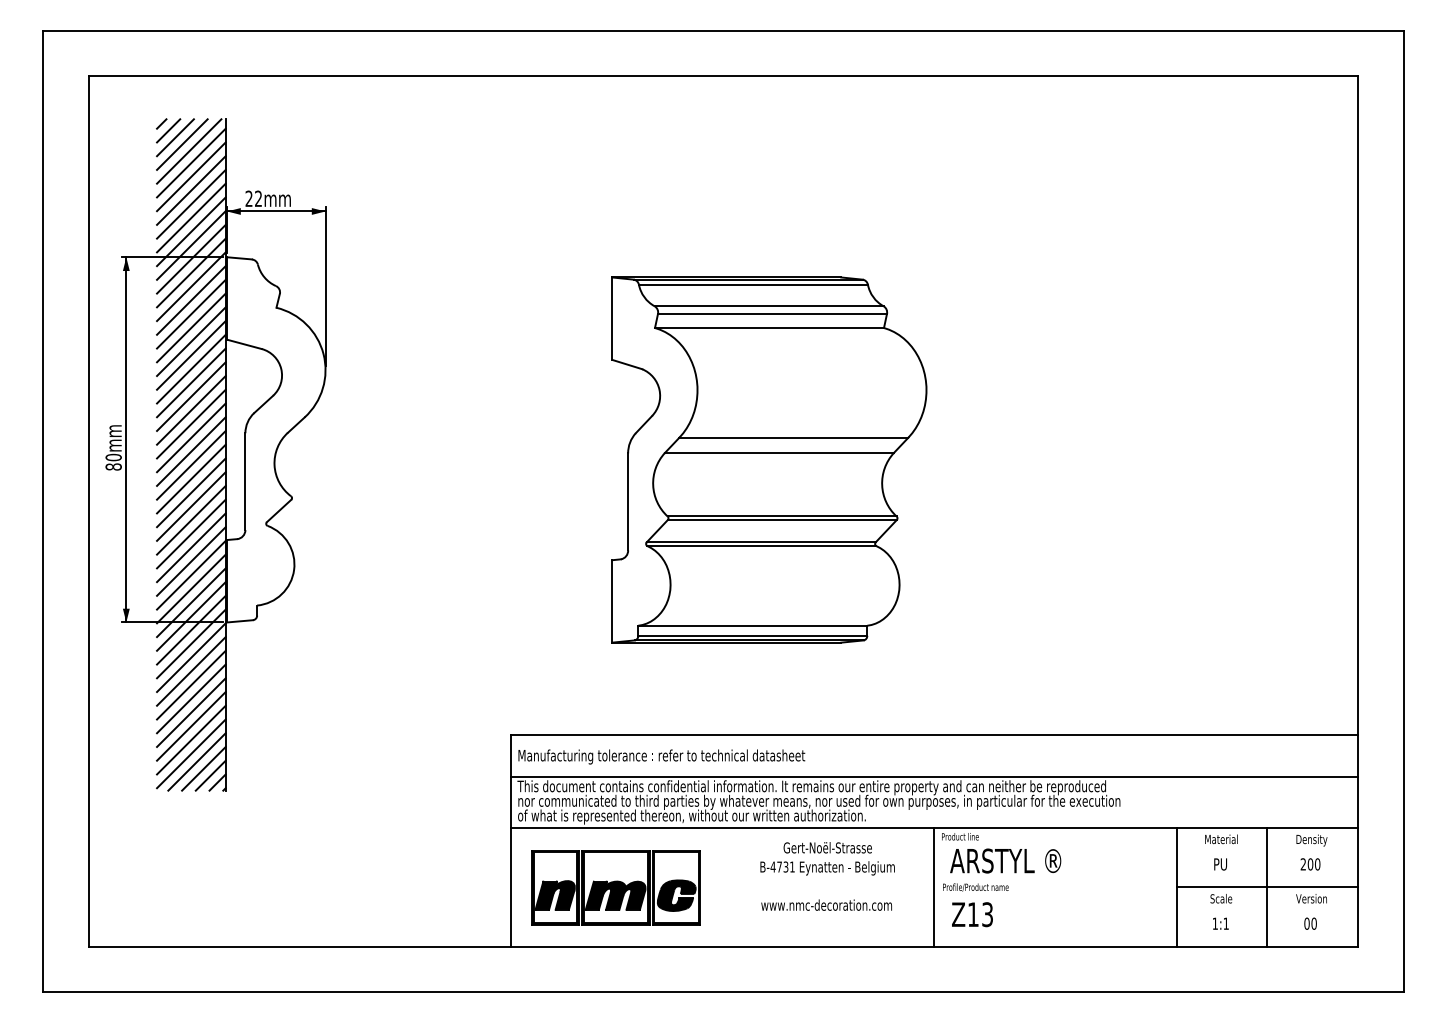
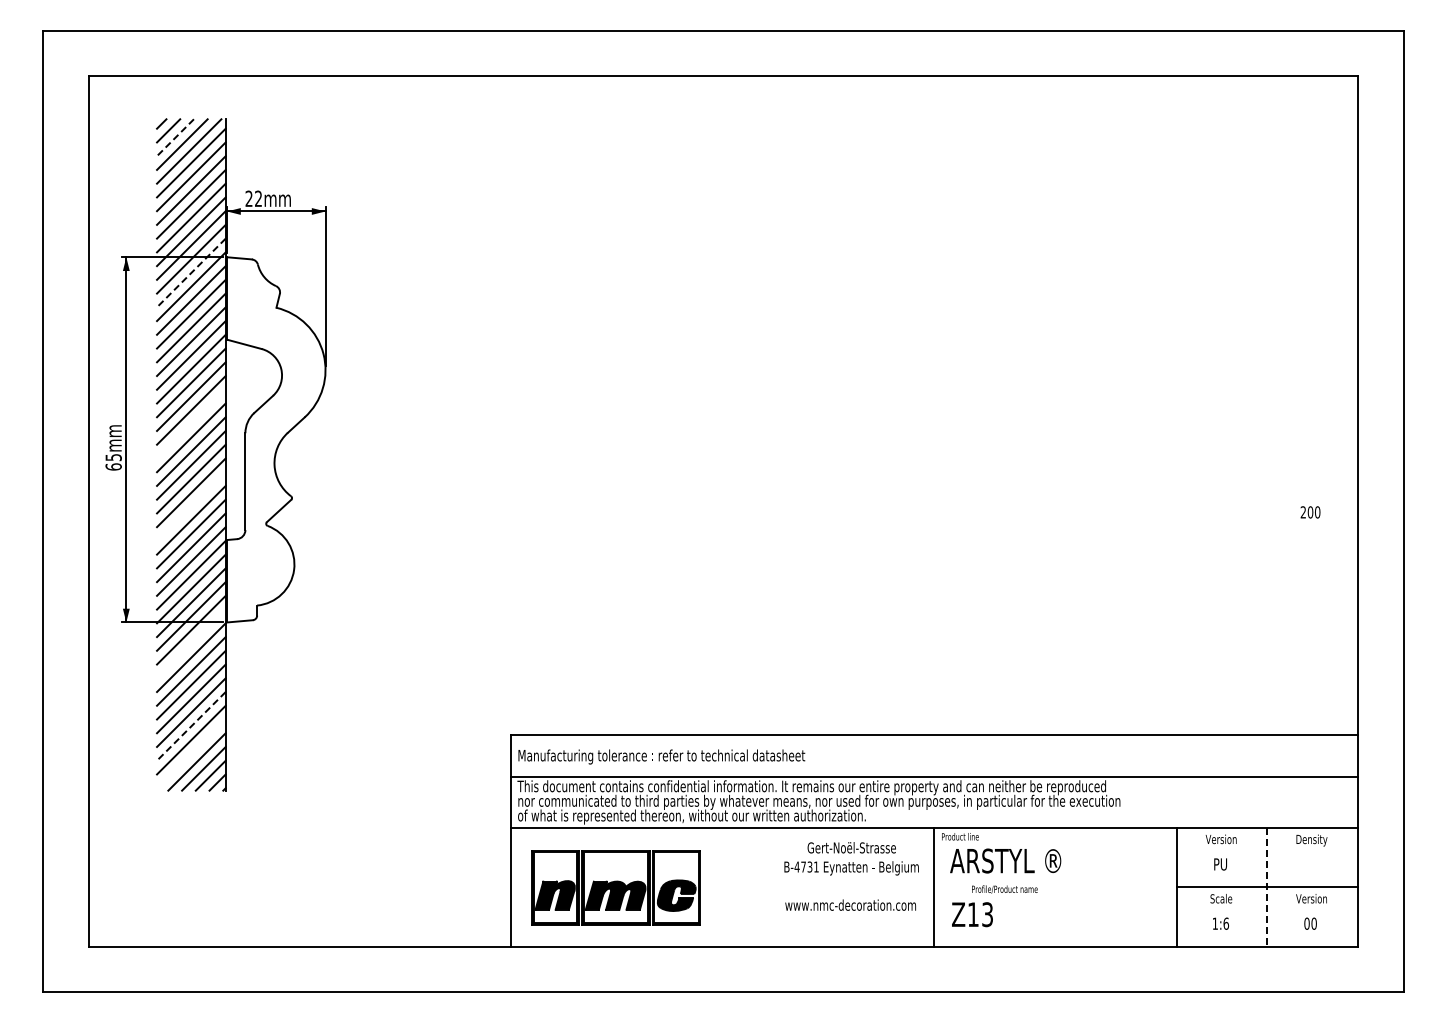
line: solid -> dashed (175, 138)
line: solid -> dashed (191, 272)
line: present -> none (191, 423)
part: present -> none (769, 459)
text: 80mm -> 65mm (113, 461)
line: present -> none (191, 506)
line: present -> none (191, 643)
line: solid -> dashed (191, 726)
line: present -> none (191, 753)
text: Material -> Version (1221, 839)
text position: (1310, 864) -> (1310, 512) (1310, 512)
text position: (827, 876) -> (851, 876) (851, 876)
text position: (975, 887) -> (1004, 889) (1004, 889)
line: solid -> dashed (1267, 887)
text: 1:1 -> 1:6 (1225, 923)
